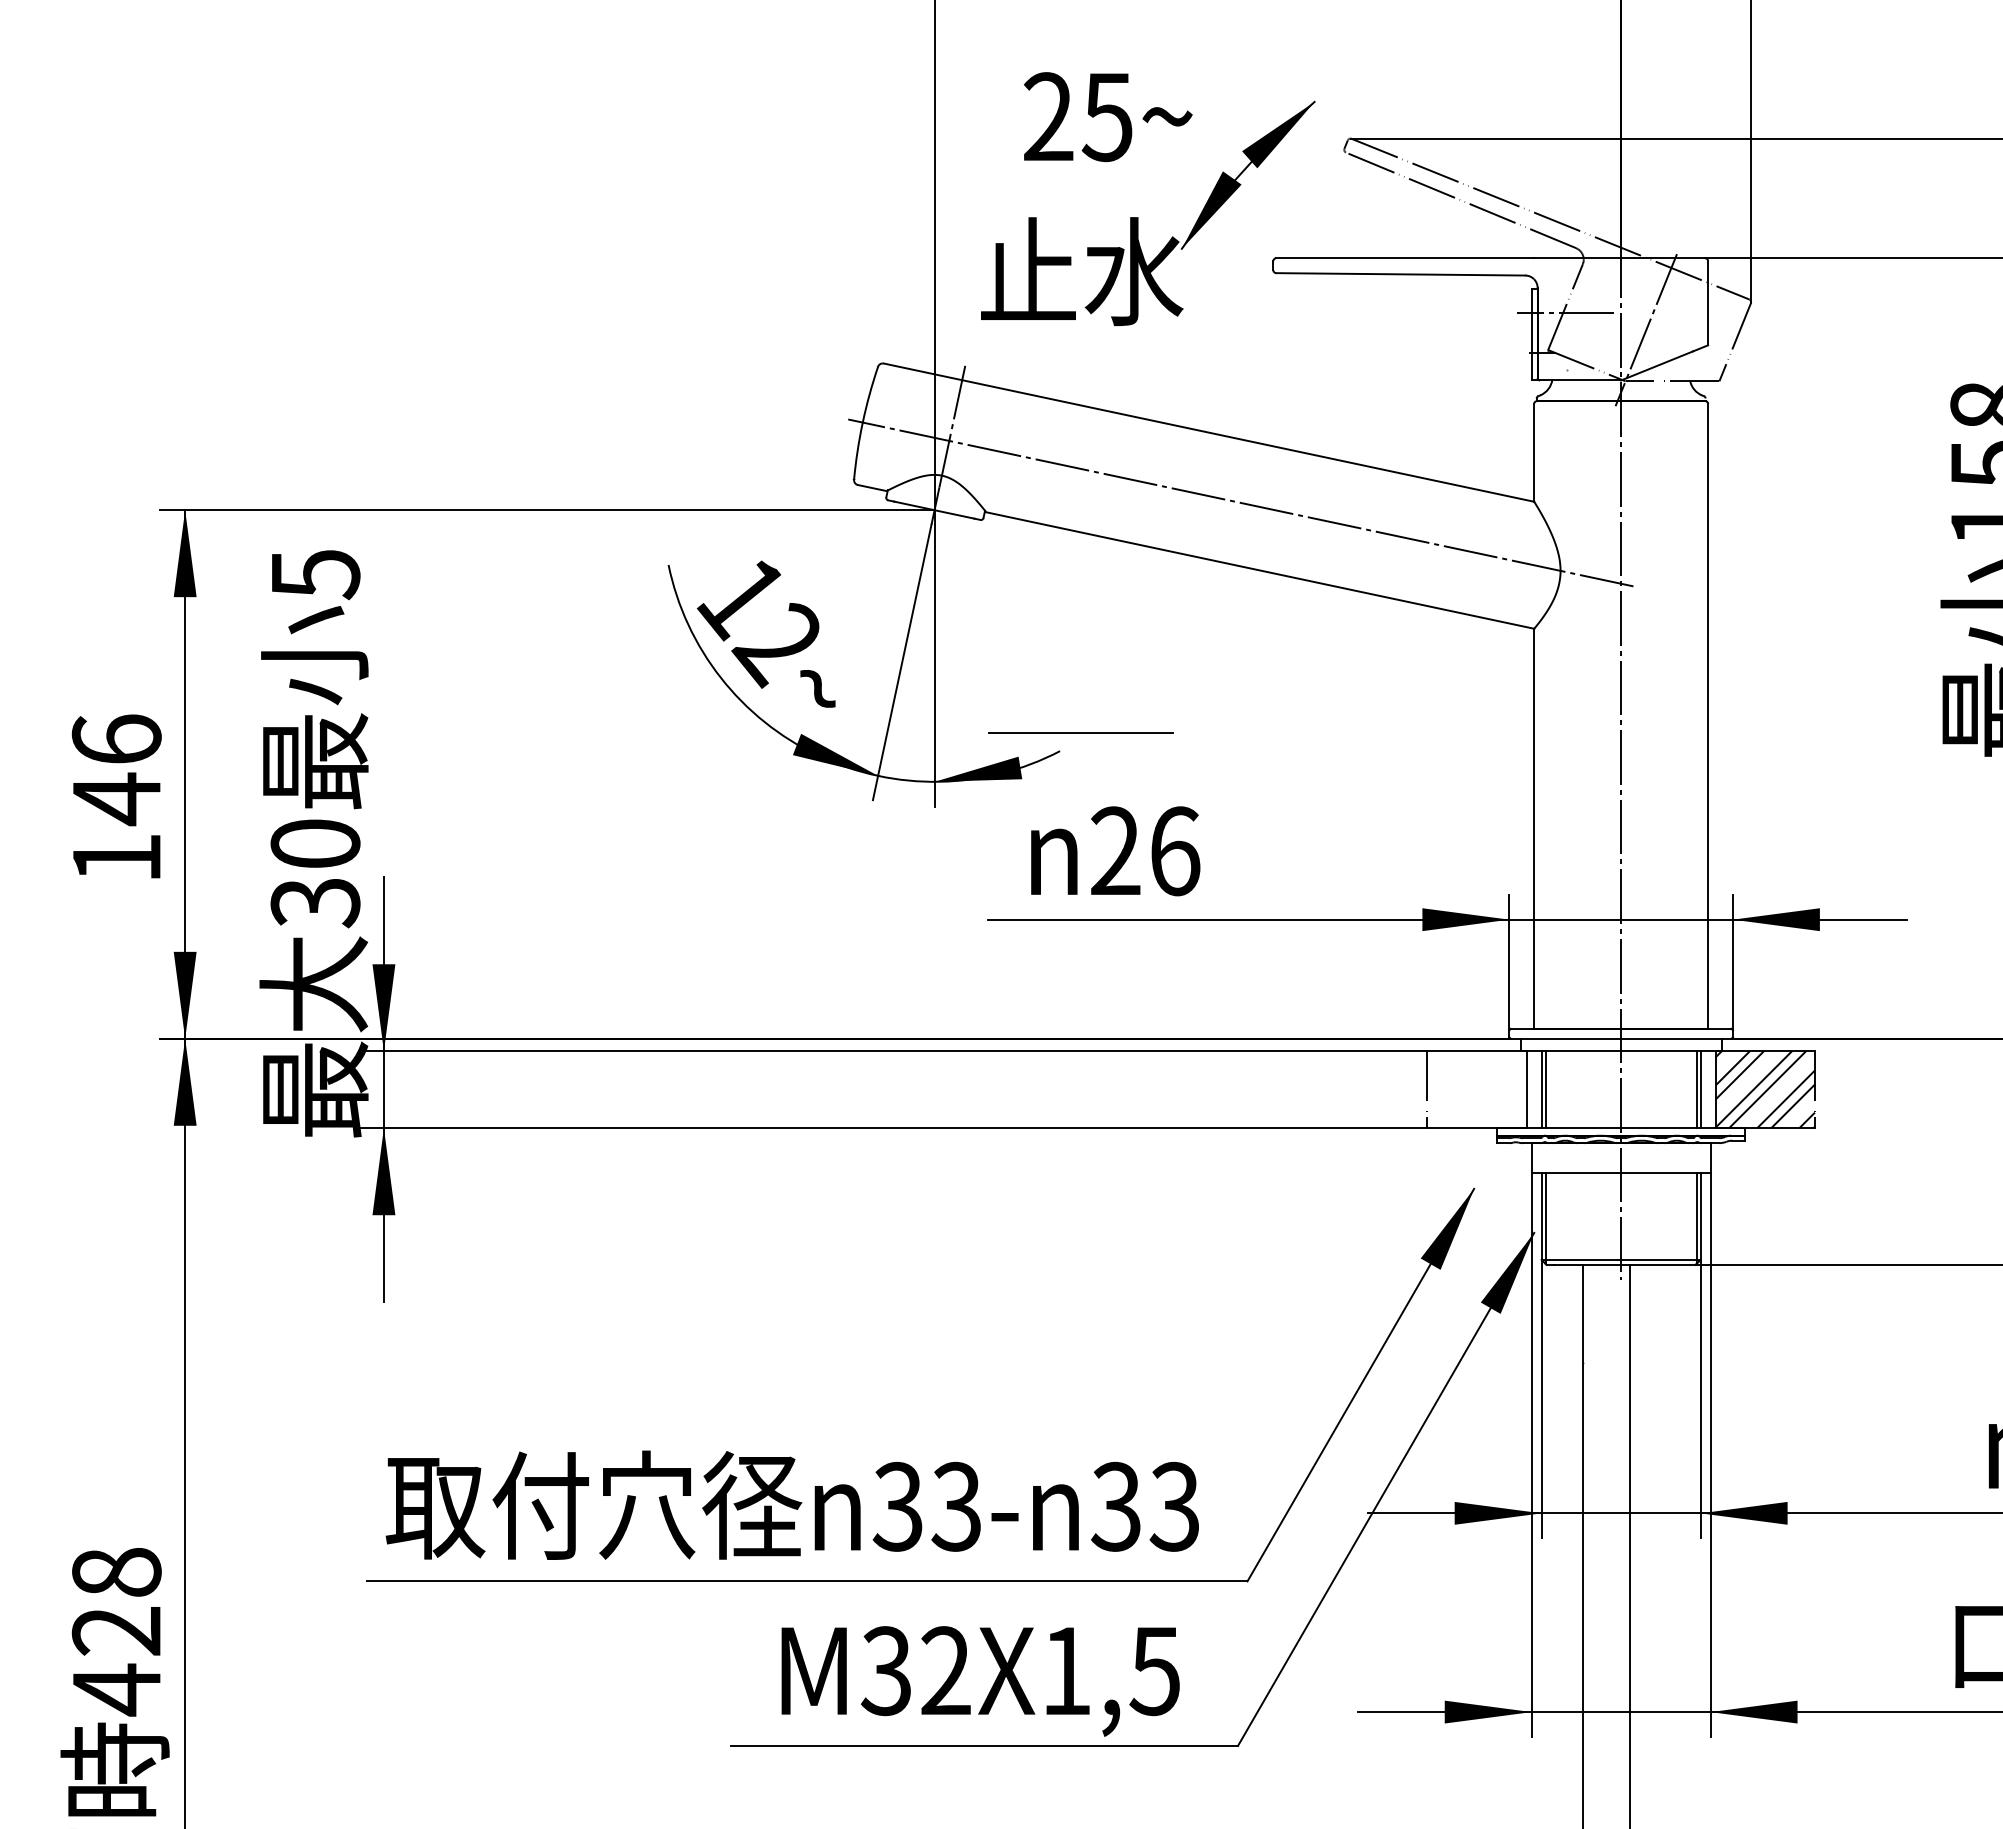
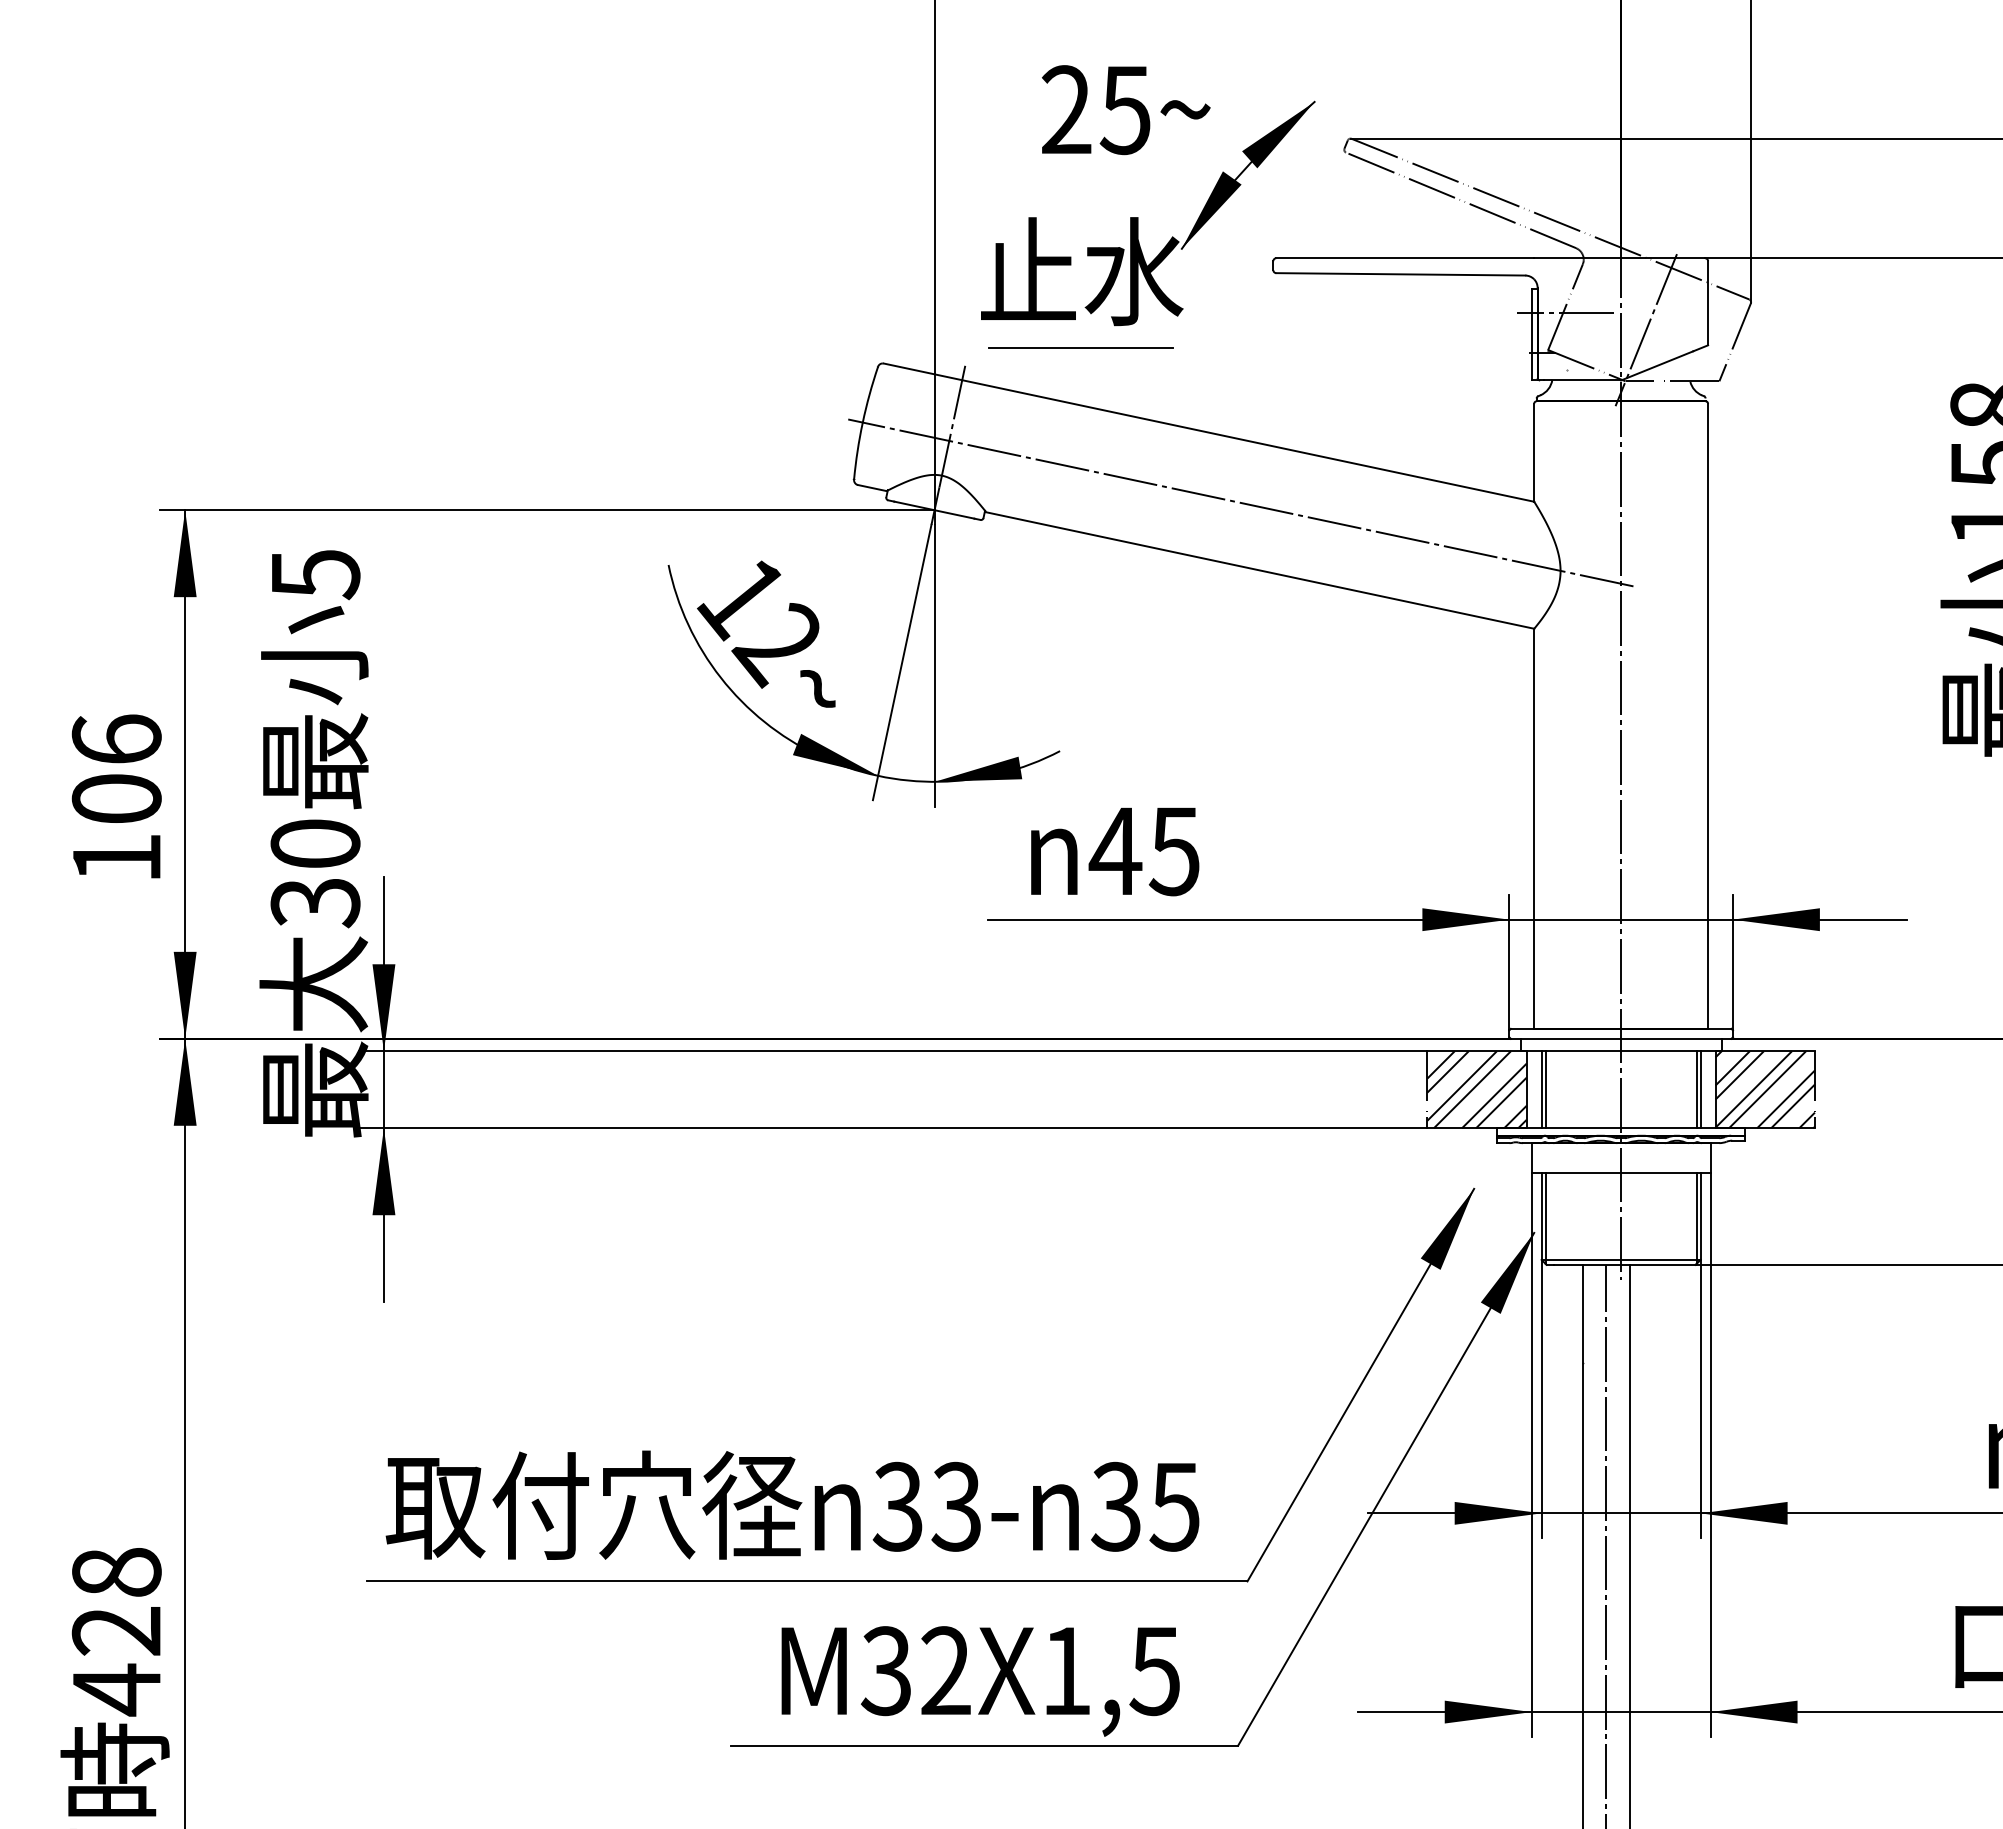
text position: (1108, 117) -> (1126, 110) (1126, 110)
line position: (1080, 732) -> (1080, 347) (1080, 347)
text: 146 -> 106 (116, 799)
text: 26 -> 45 (1144, 851)
hatch: none -> present (1476, 1089)
text: 33 -> 35 (1174, 1506)
line: none -> present (1606, 1544)
